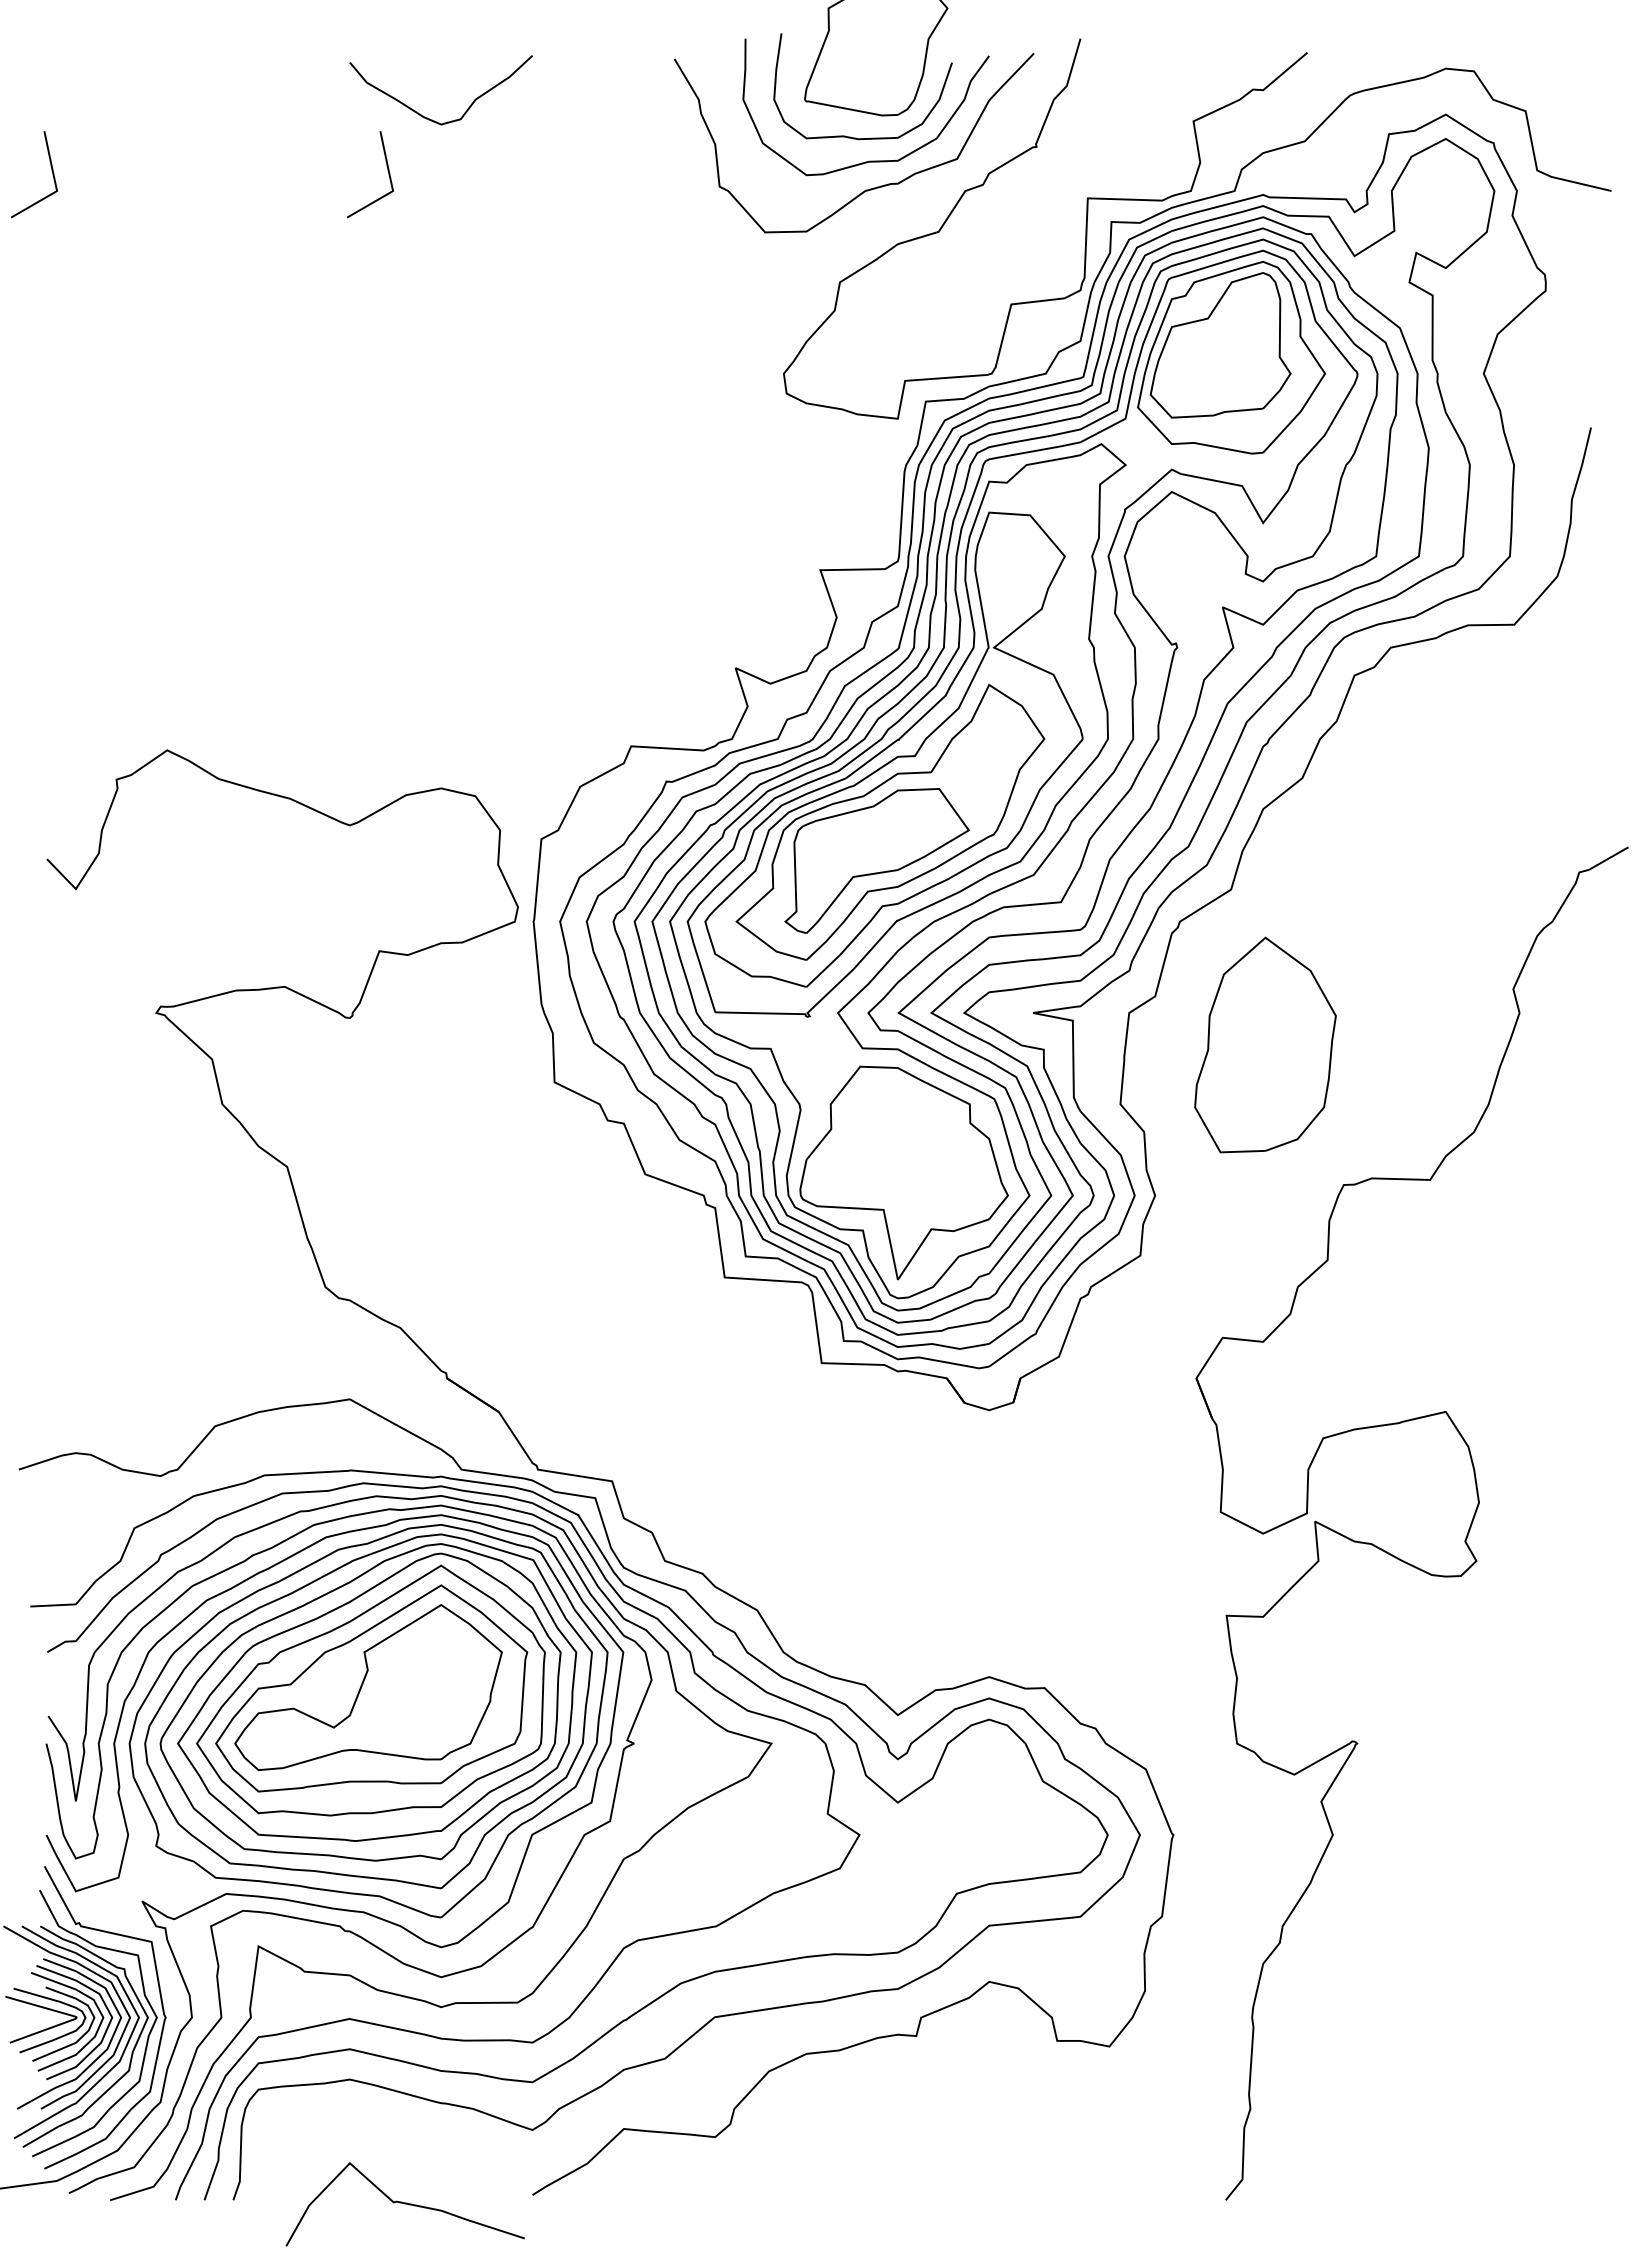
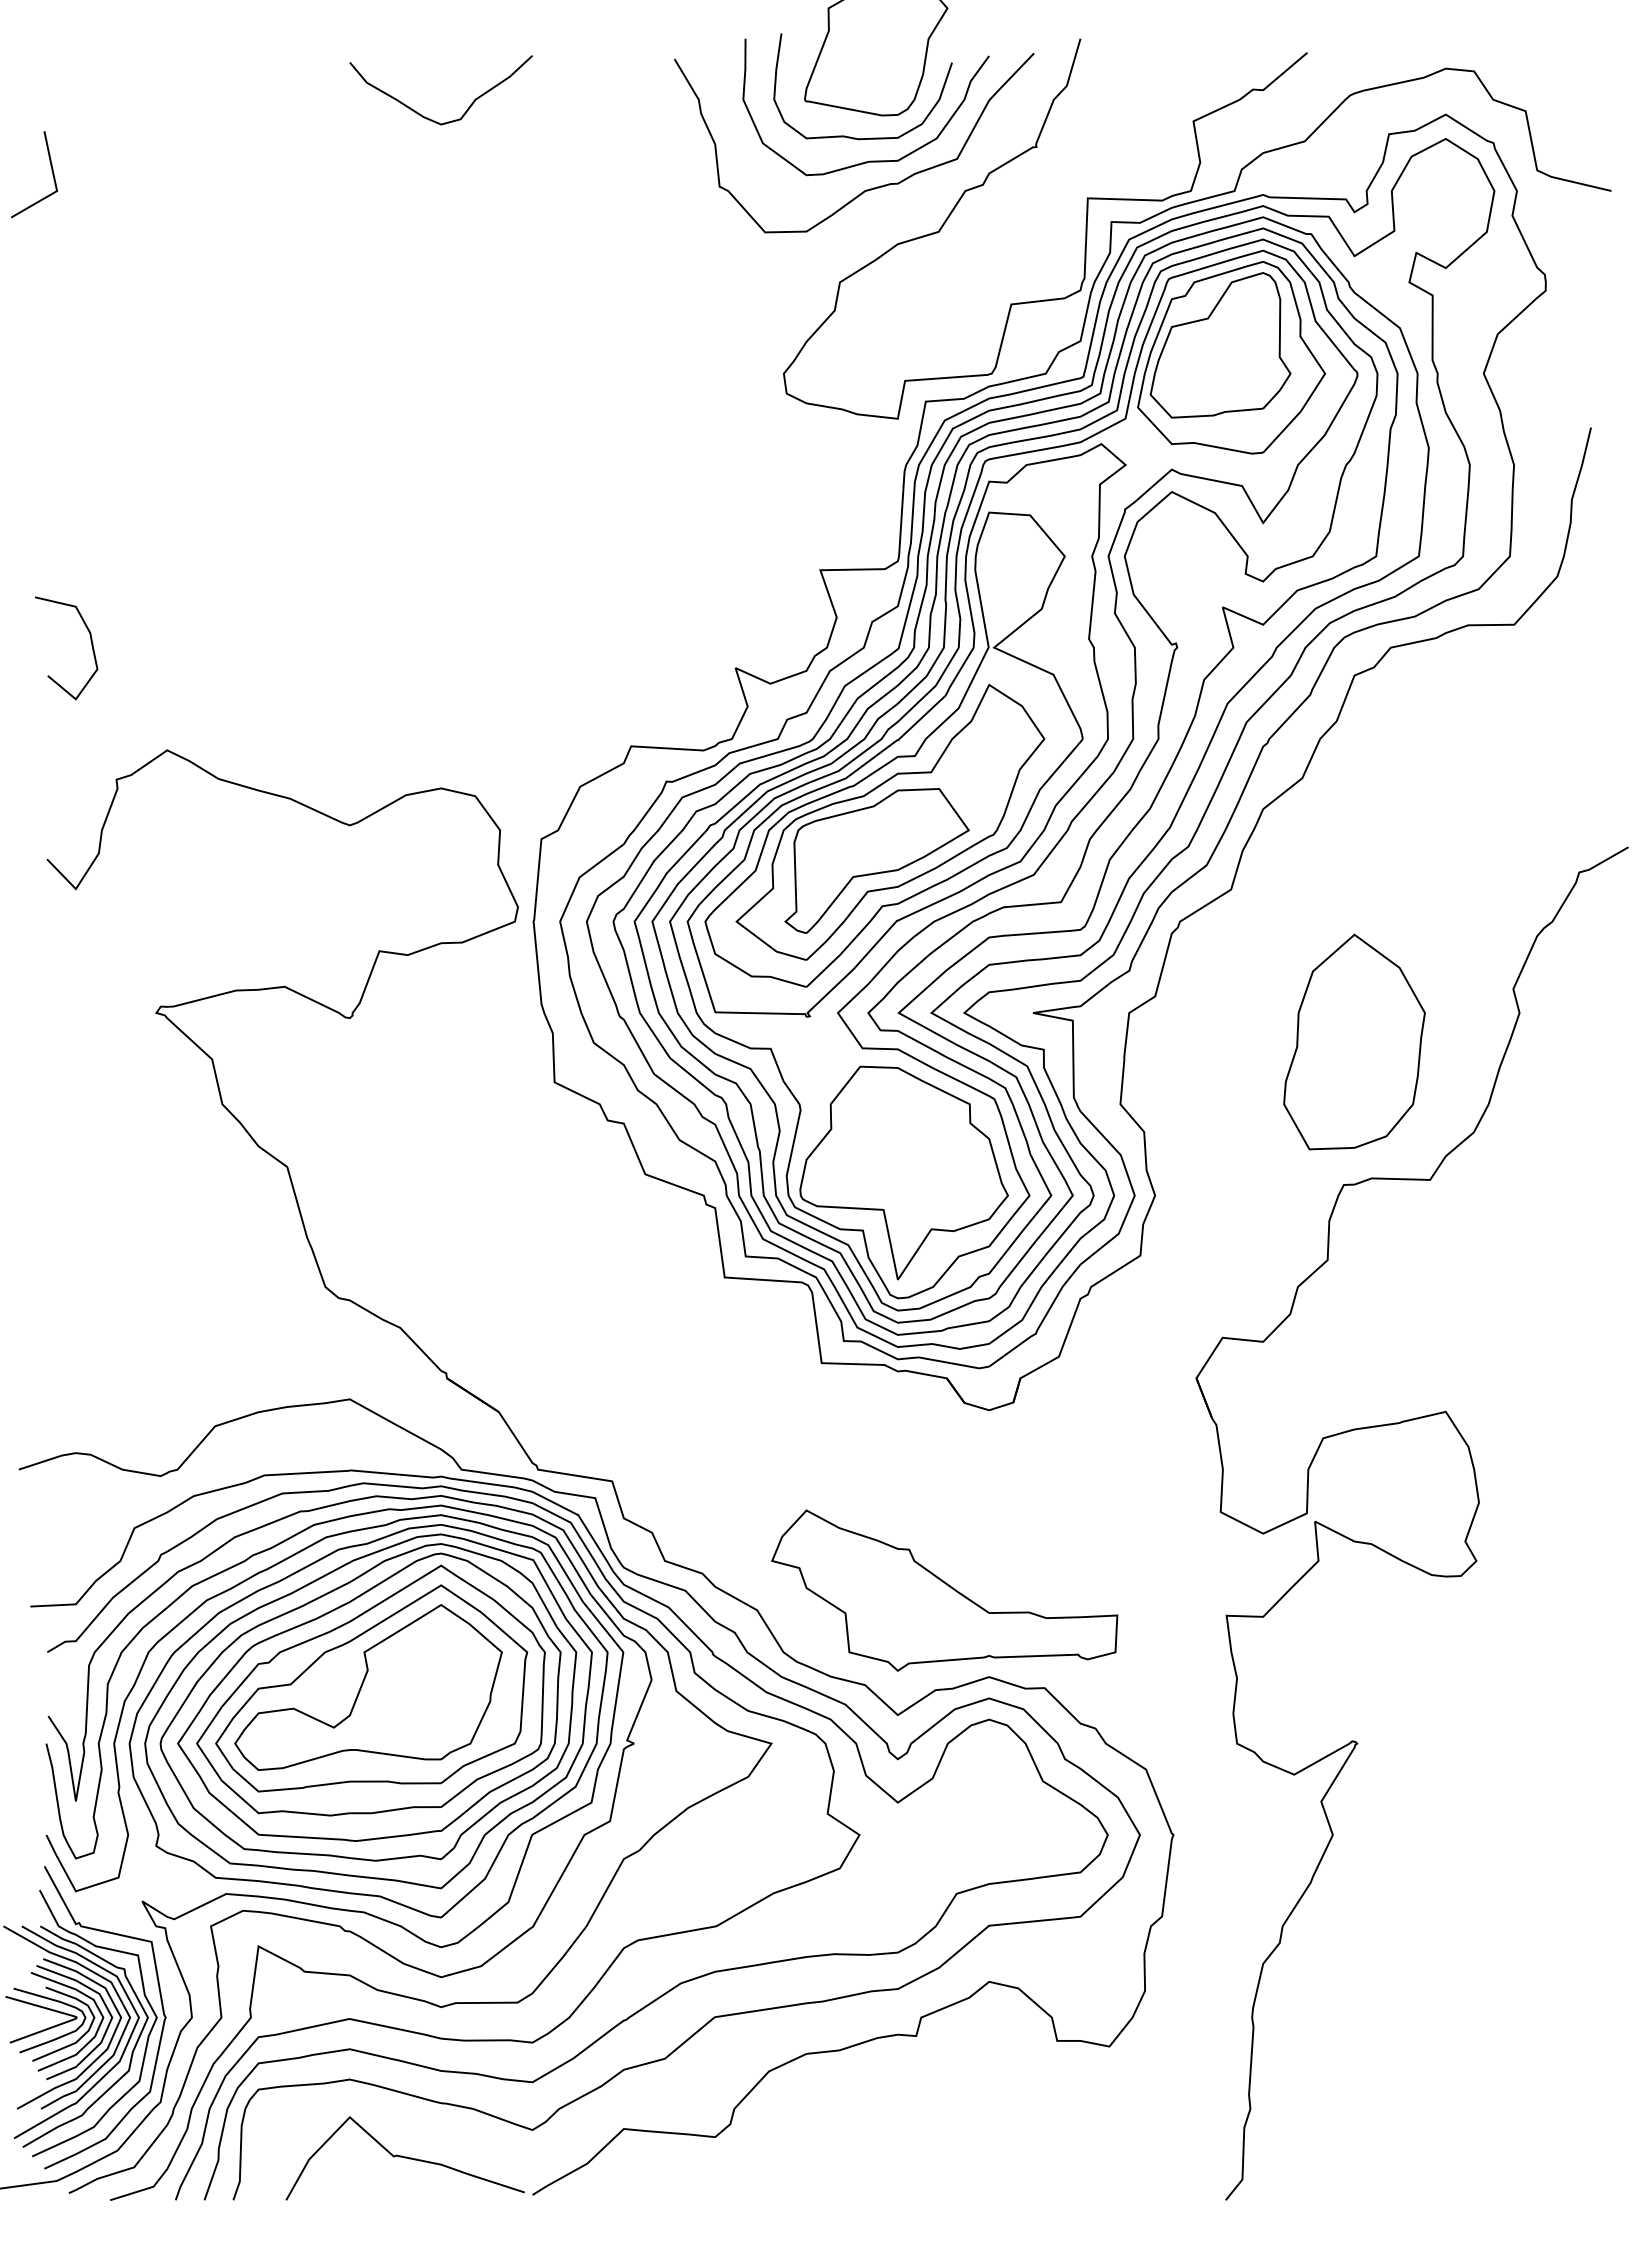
line: present -> none (387, 170)
curve: none -> present (91, 646)
part position: (1265, 1044) -> (1354, 1041) (1354, 1041)
part: none -> present (944, 1590)
curve position: (404, 2204) -> (404, 2158) (404, 2158)
